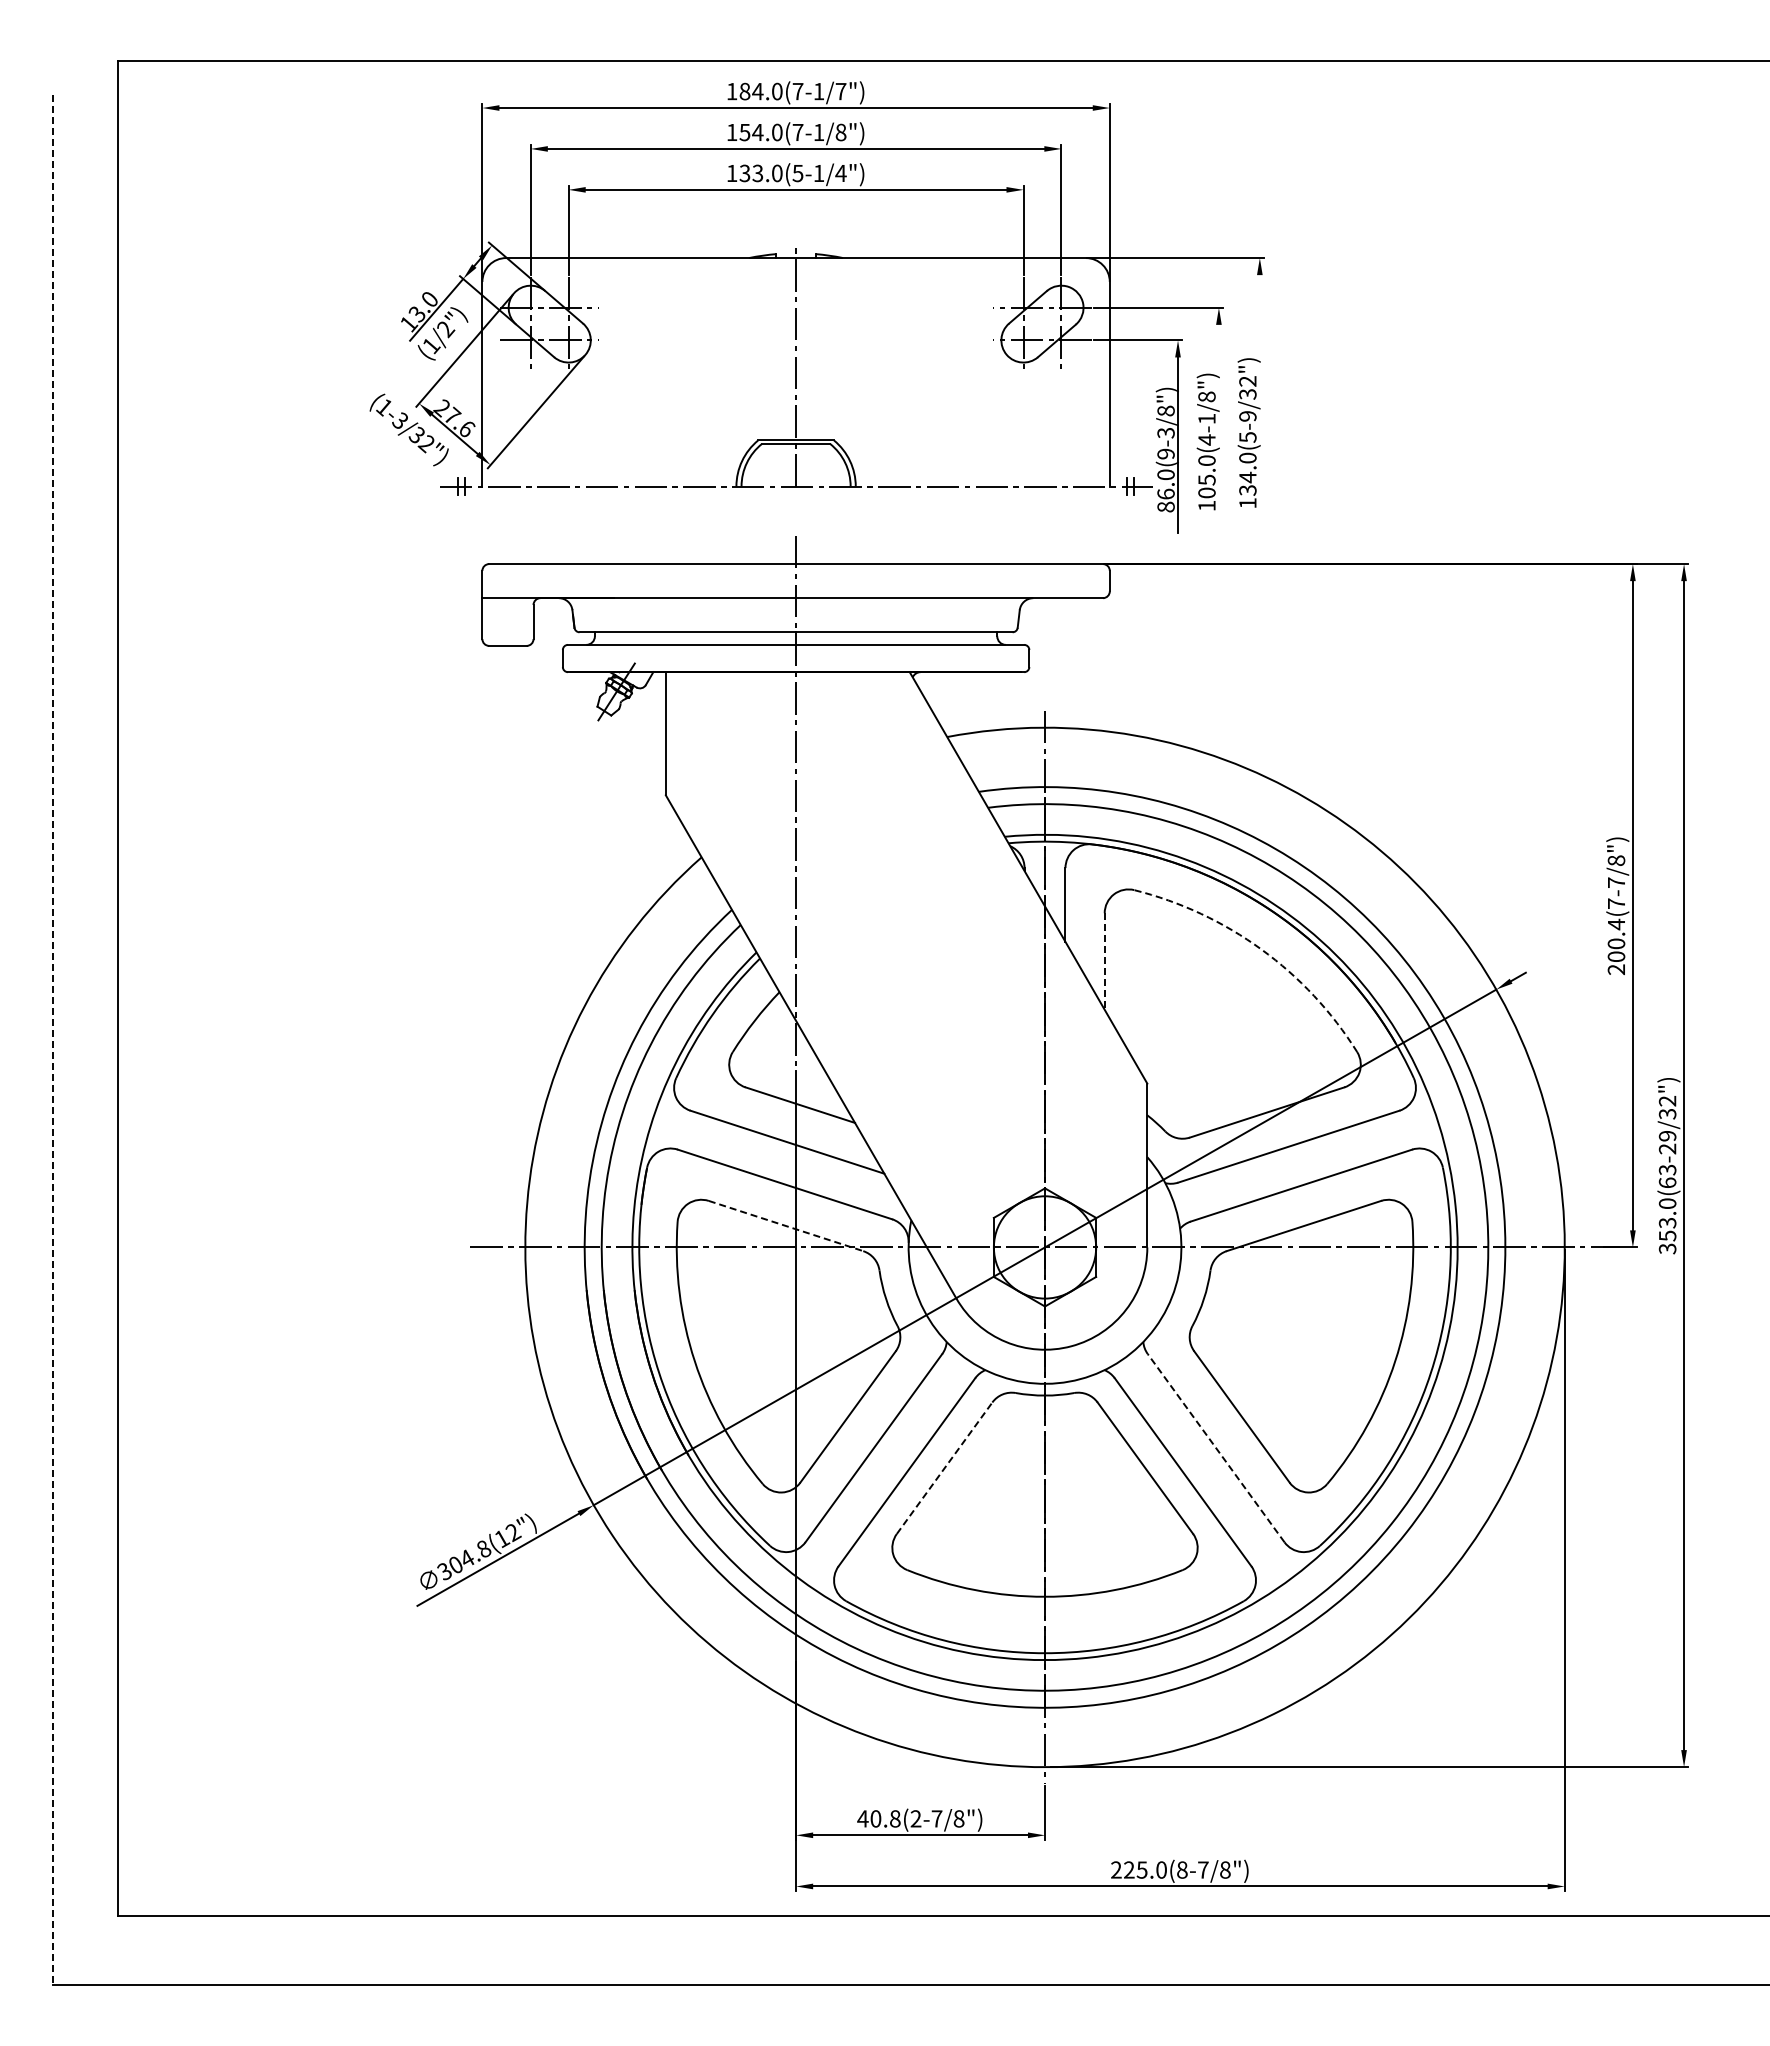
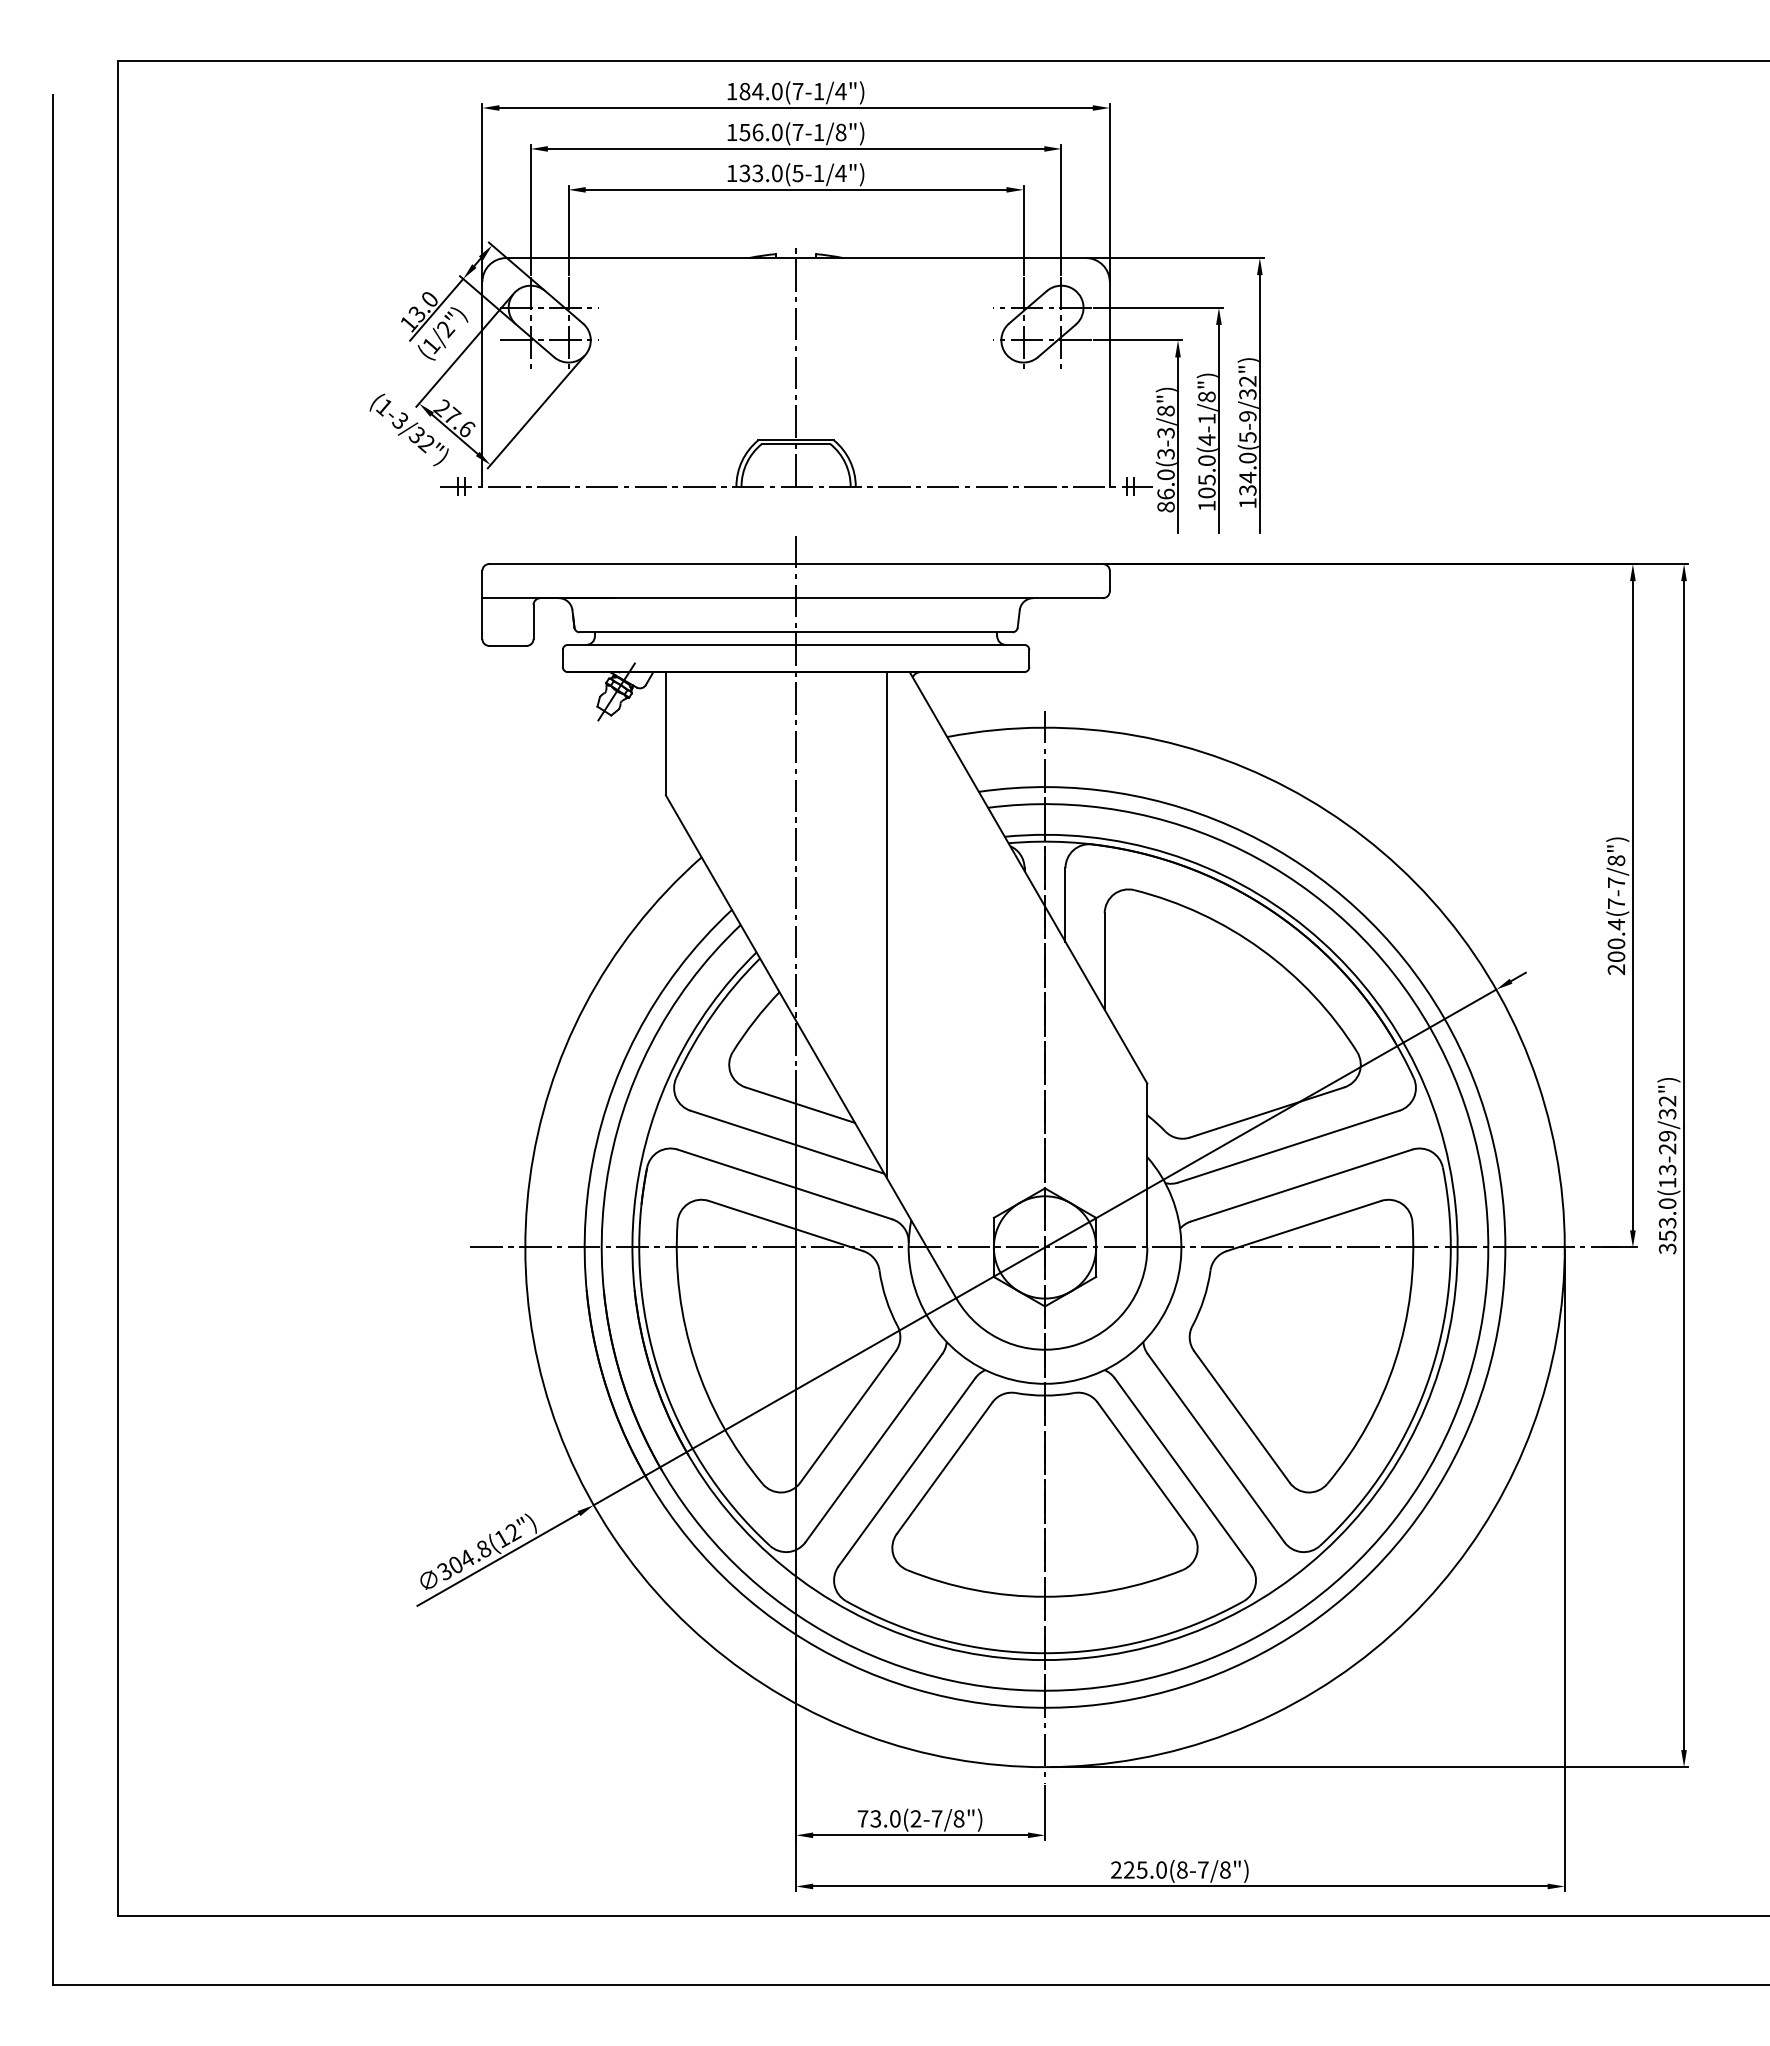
text: 184.0(7-1/7") -> 184.0(7-1/4") (840, 91)
text: 154.0(7-1/8") -> 156.0(7-1/8") (757, 132)
line: none -> present (1259, 404)
line: none -> present (1218, 428)
text: 86.0(9-3/8") -> 86.0(3-3/8") (1165, 453)
line: none -> present (886, 924)
arc: dashed -> solid (1261, 949)
line: dashed -> solid (1104, 962)
line: dashed -> solid (52, 1040)
text: 353.0(63-29/32") -> 353.0(13-29/32") (1667, 1182)
line: dashed -> solid (786, 1226)
line: dashed -> solid (1215, 1447)
line: dashed -> solid (944, 1467)
text: 40.8(2-7/8") -> 73.0(2-7/8") (878, 1818)
